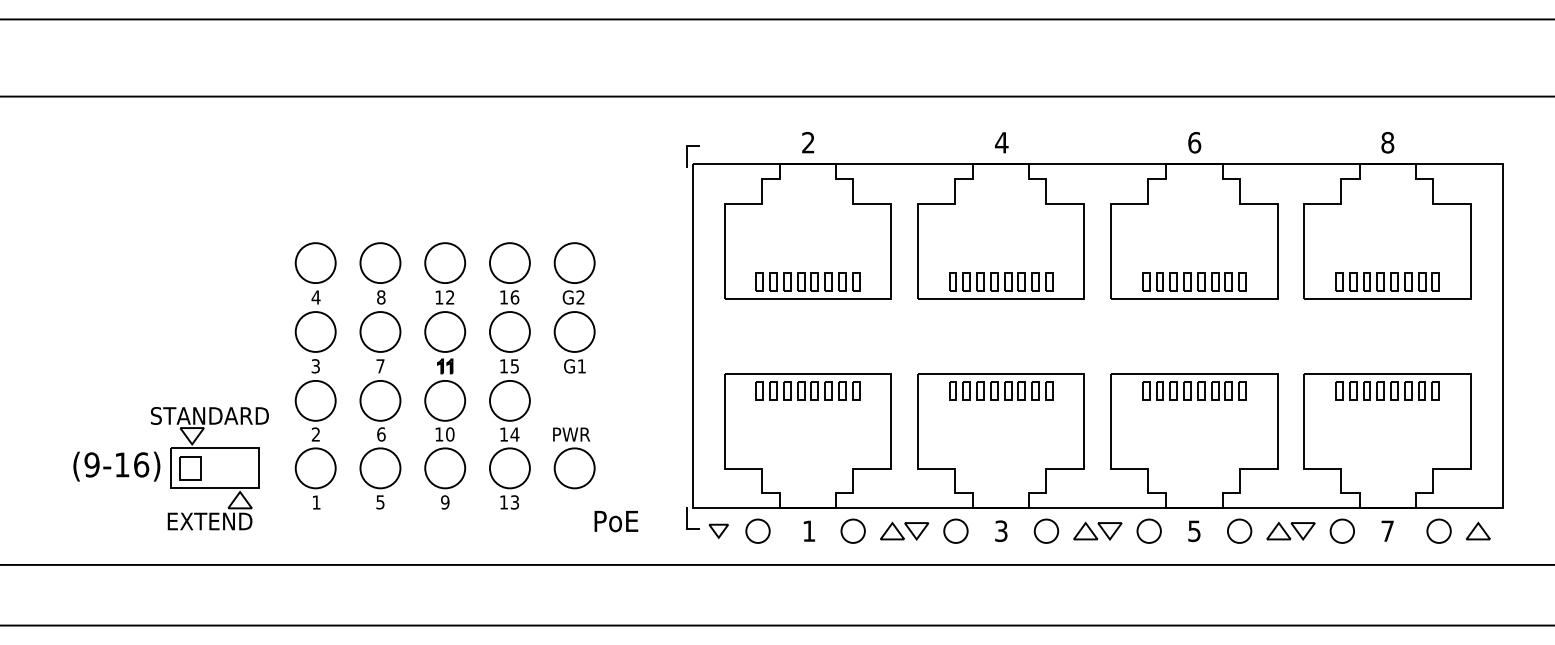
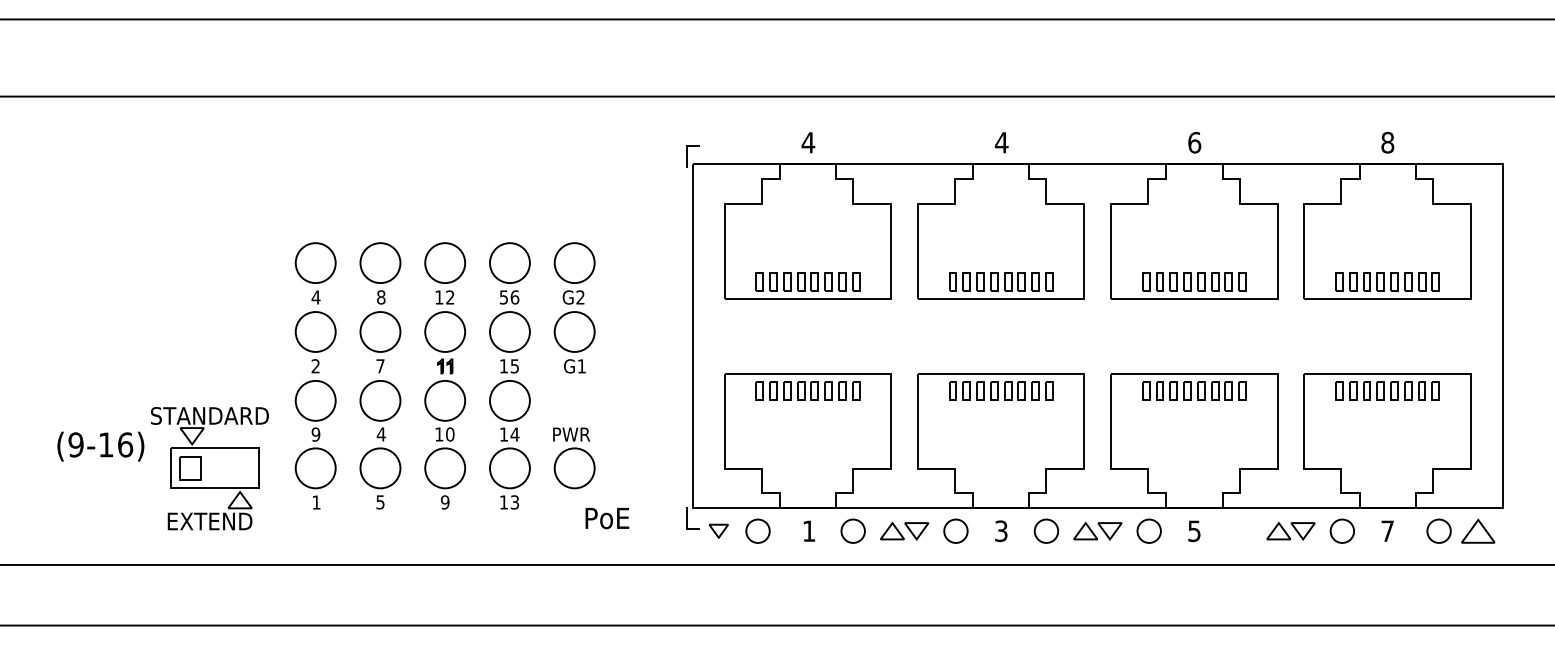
text: 2 -> 4 (808, 142)
text: 16 -> 56 (503, 297)
text: 3 -> 2 (315, 366)
text: 2 -> 9 (315, 434)
text: 6 -> 4 (380, 434)
text position: (116, 466) -> (100, 446) (100, 446)
text position: (616, 521) -> (607, 518) (607, 518)
part: present -> none (1239, 530)
part size: 25x20 px -> 35x26 px (1478, 530)
